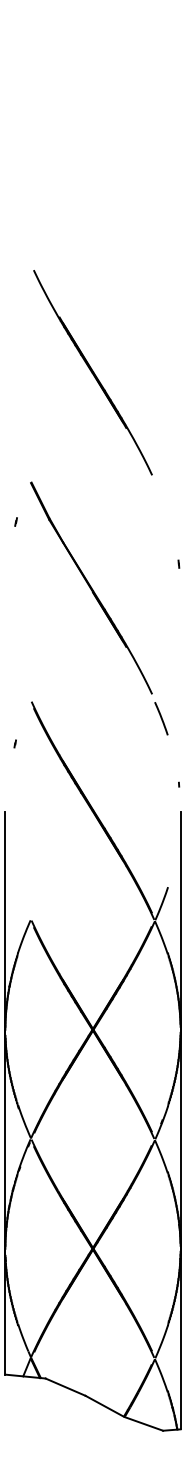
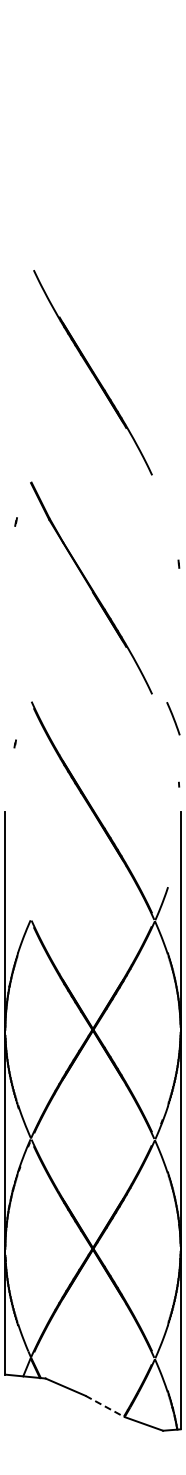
line position: (161, 718) -> (173, 718) (173, 718)
line: solid -> dashed (104, 1406)
